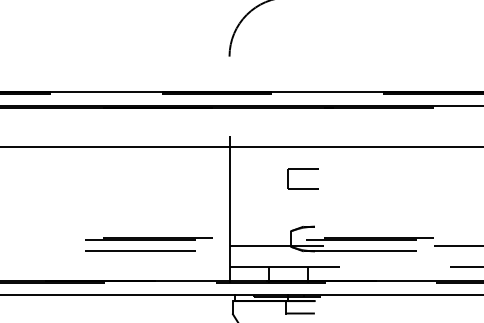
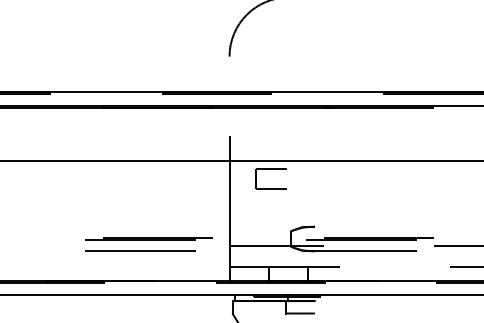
line position: (241, 147) -> (241, 161) (241, 161)
part position: (302, 169) -> (270, 169) (270, 169)
